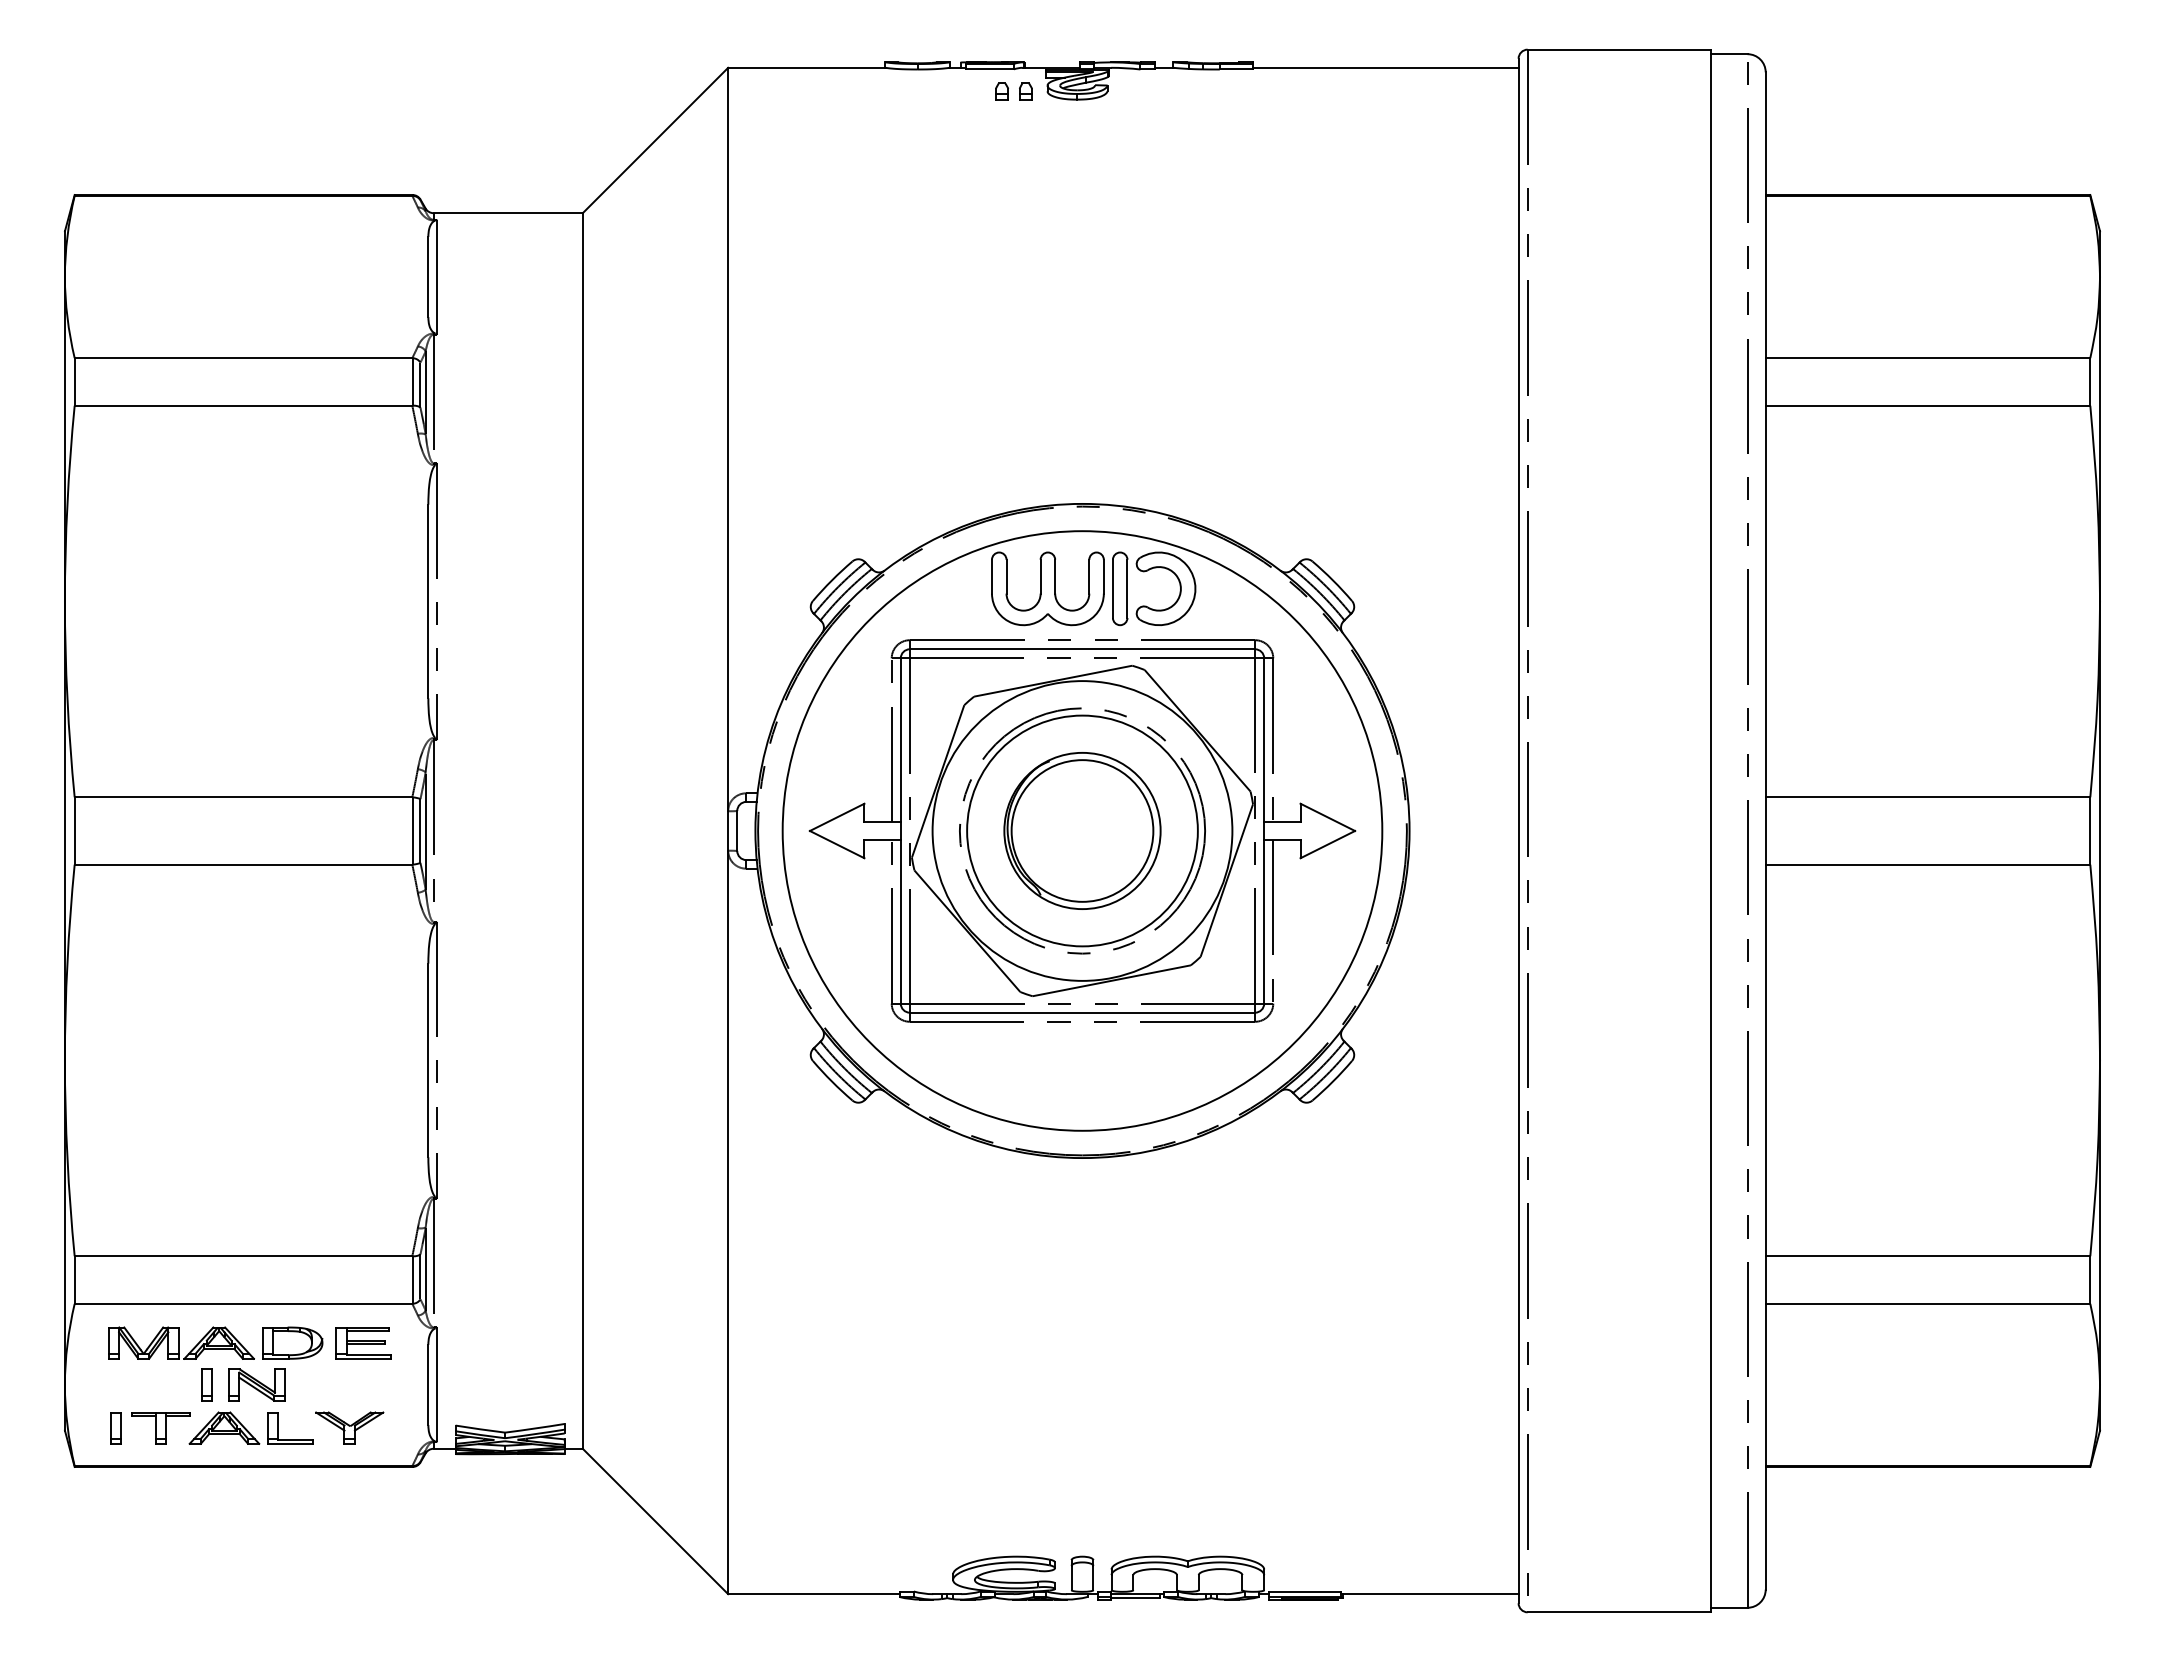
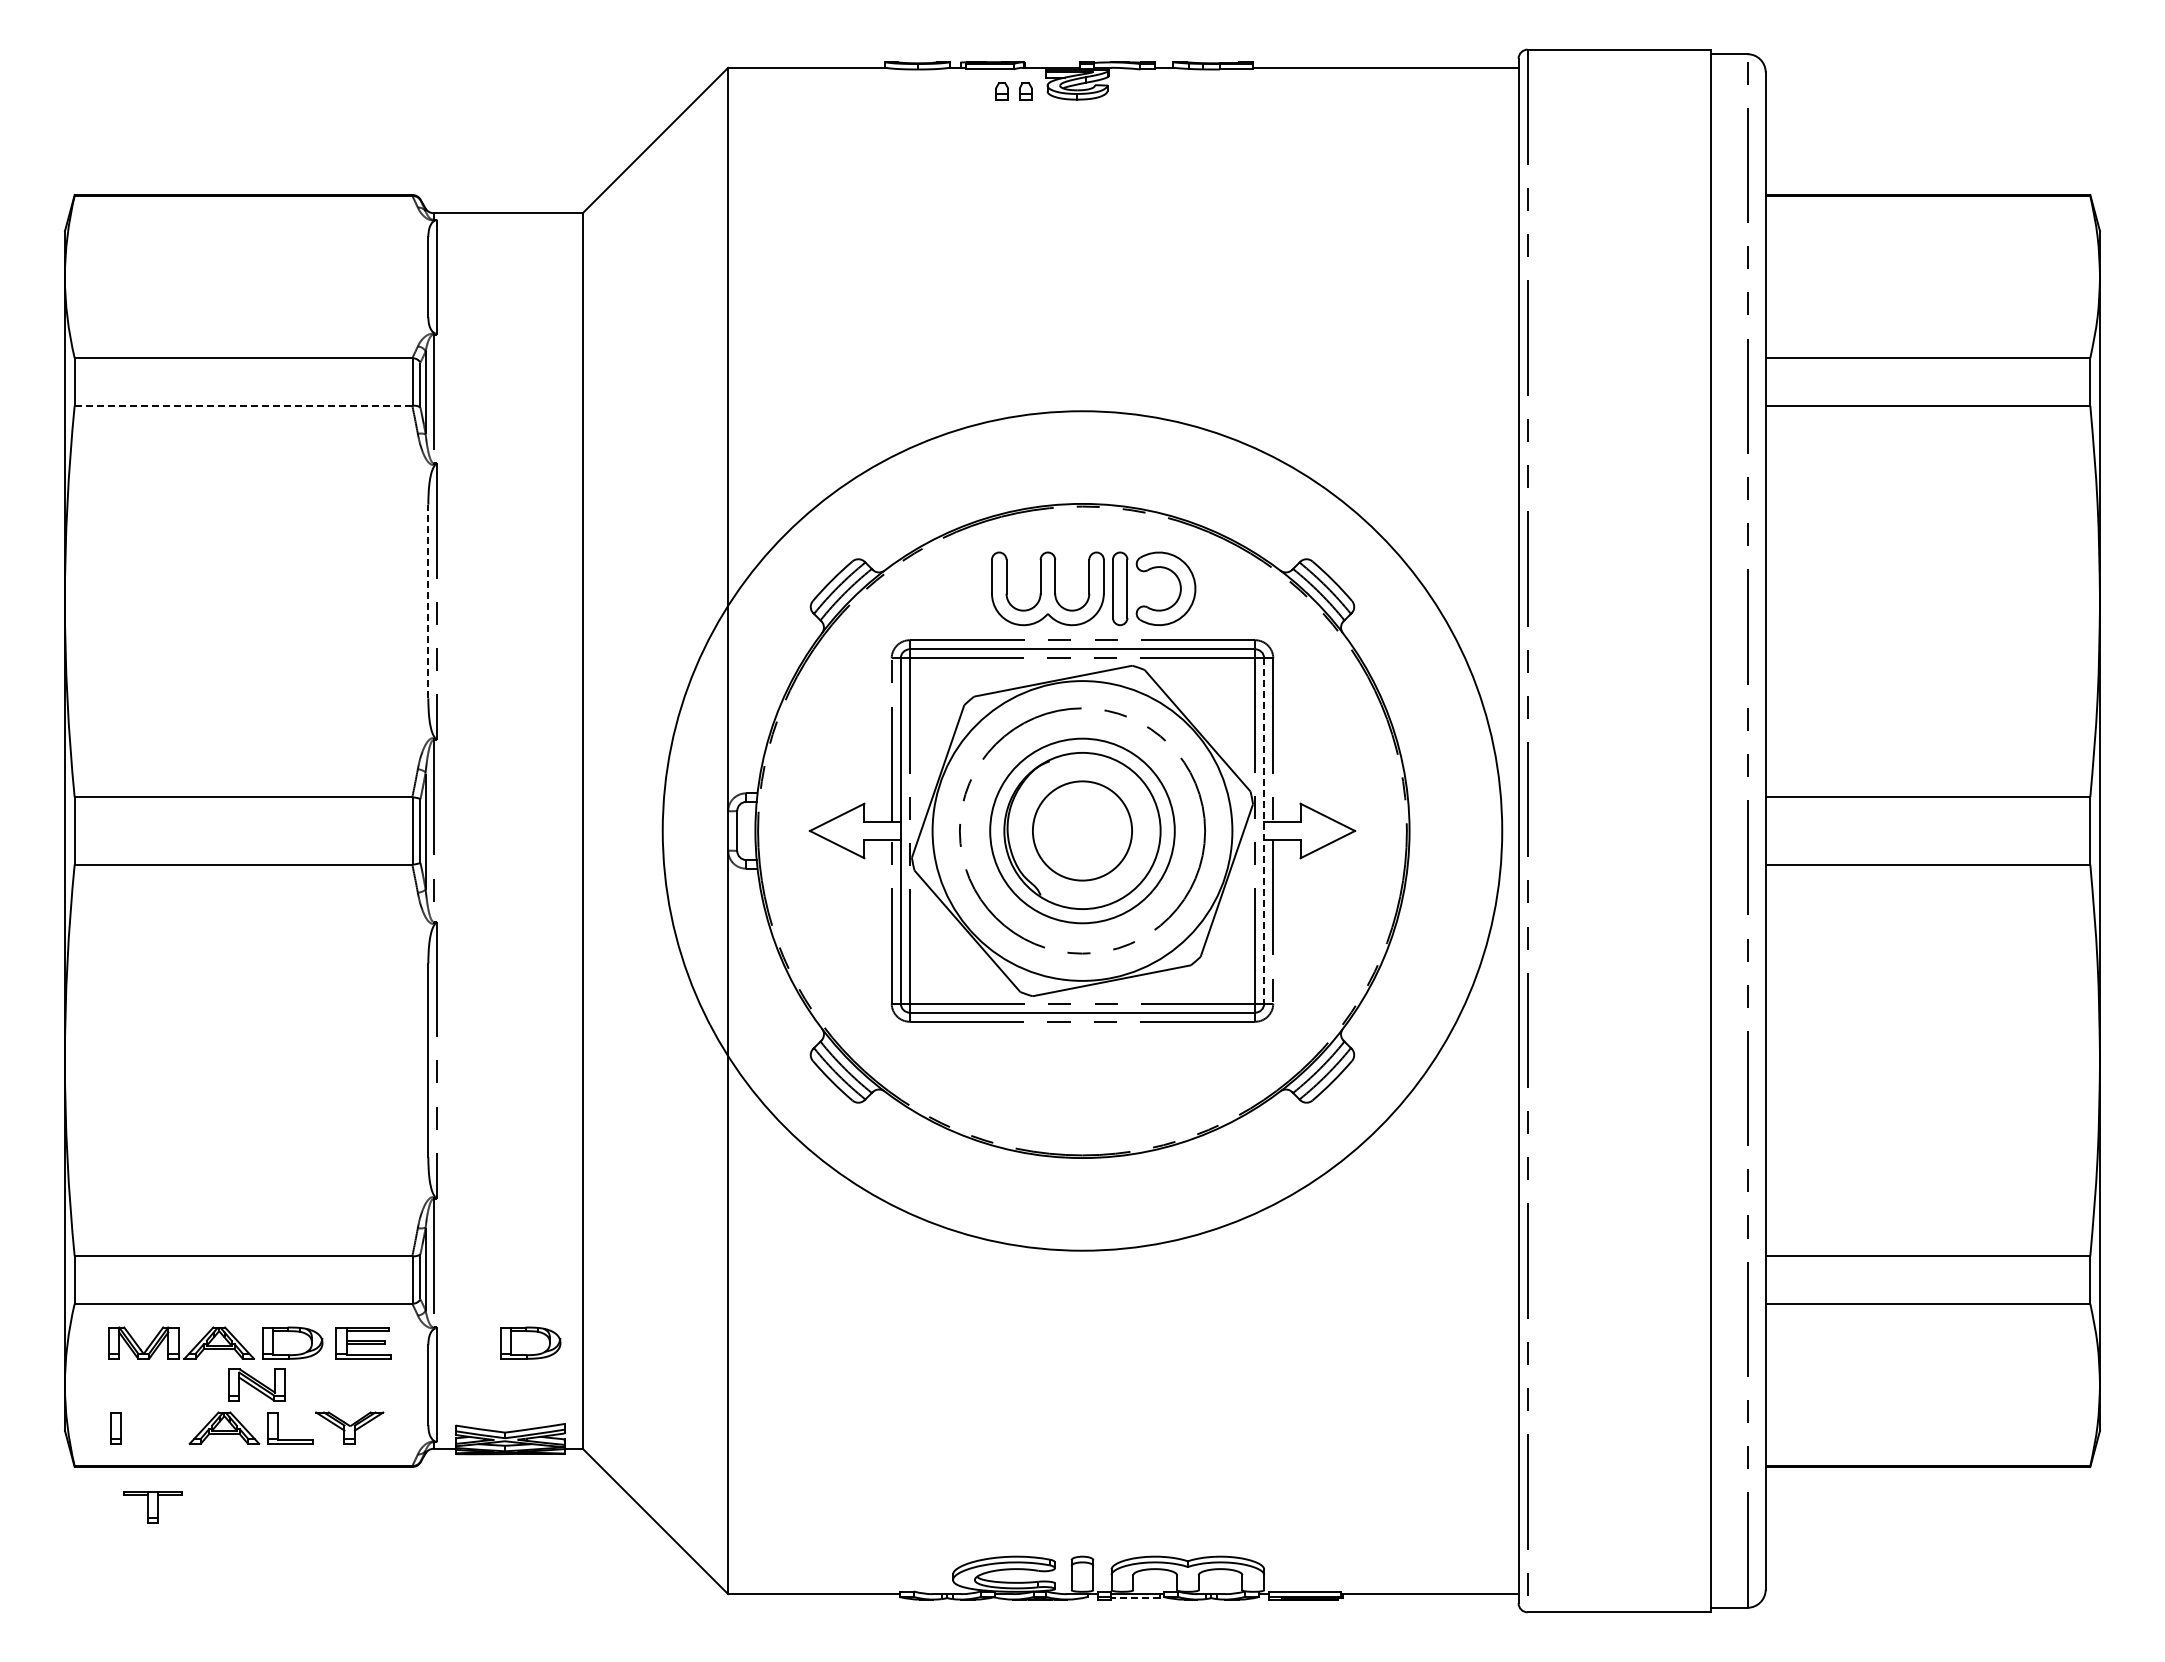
line: solid -> dashed (243, 405)
line: solid -> dashed (428, 601)
circle diameter: 142 px -> 99 px (1082, 830)
circle diameter: 231 px -> 185 px (1082, 830)
circle diameter: 600 px -> 839 px (1082, 830)
line: solid -> dashed (1264, 830)
part: none -> present (530, 1342)
part: present -> none (206, 1384)
part position: (160, 1428) -> (152, 1507) (152, 1507)
line: solid -> dashed (1135, 1598)
